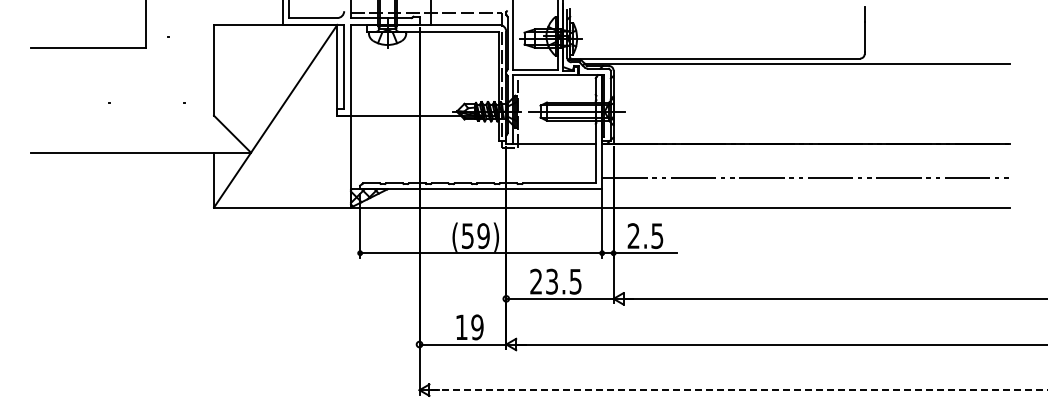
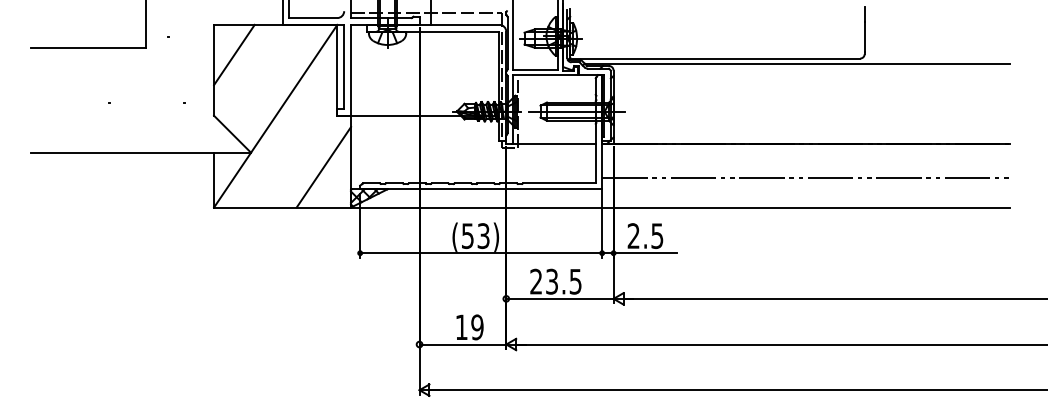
line: none -> present (234, 54)
line: none -> present (323, 167)
text: (59) -> (53) (483, 235)
line: dashed -> solid (739, 390)
